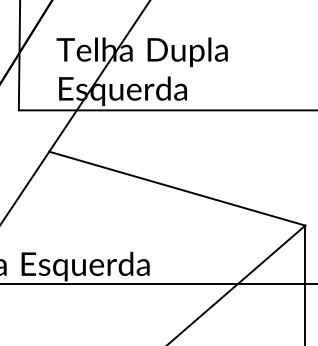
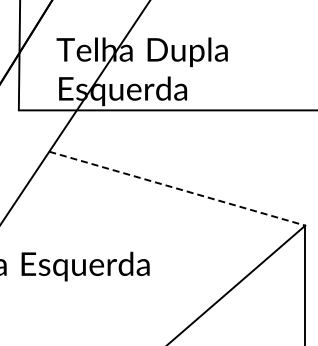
line: solid -> dashed (177, 188)
line: present -> none (158, 284)
